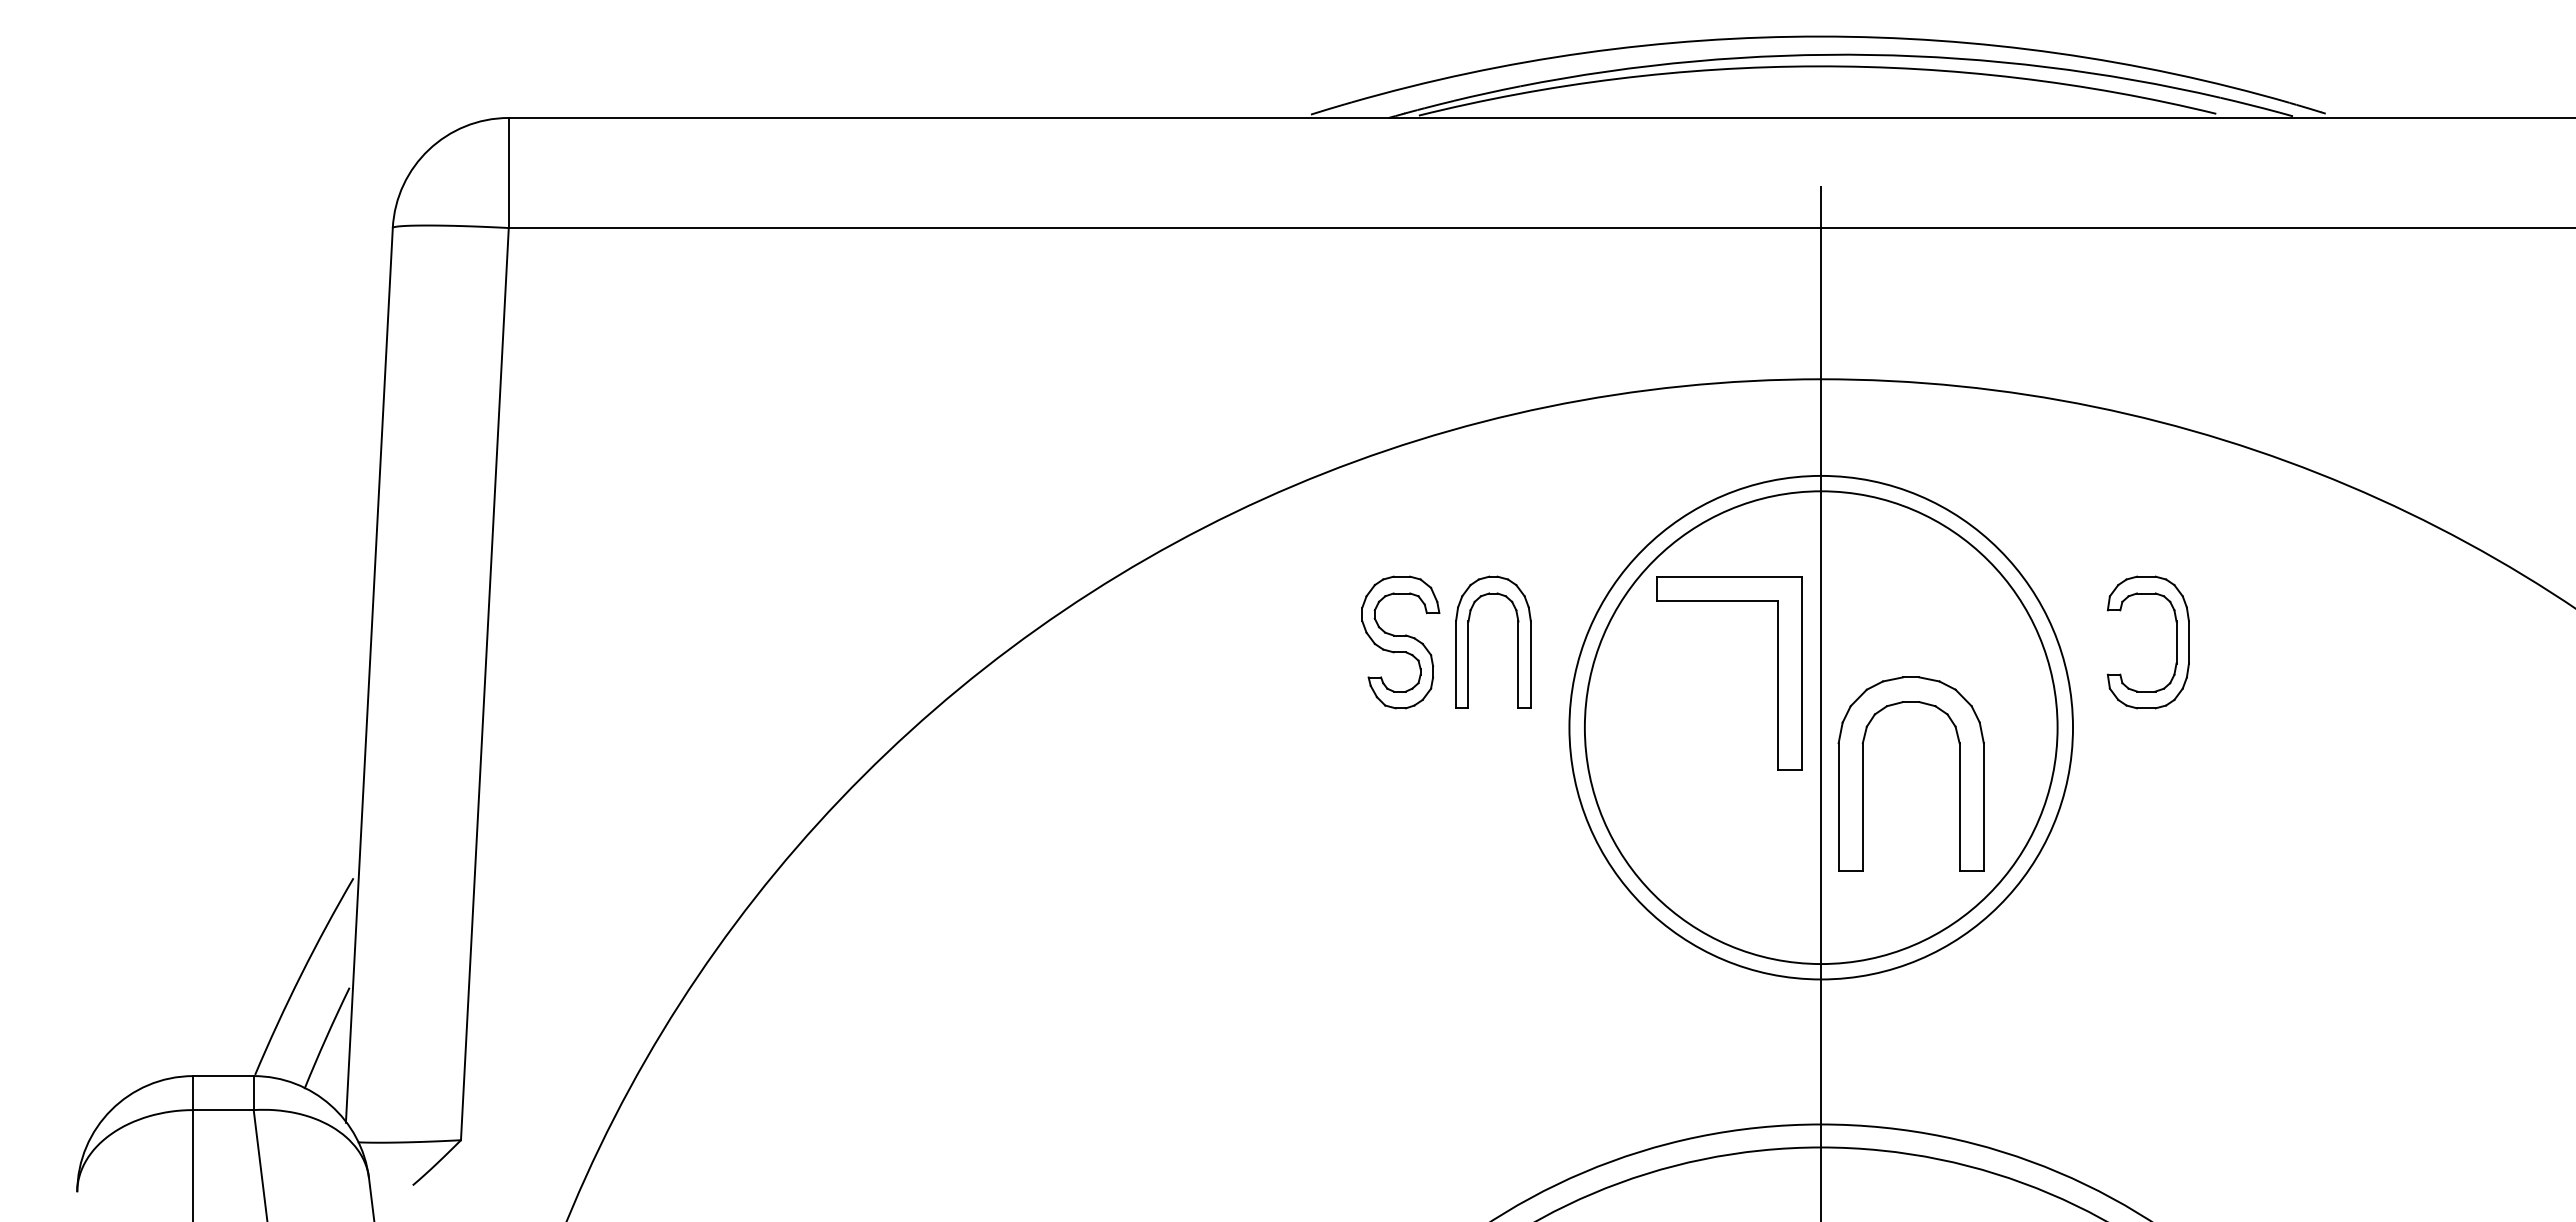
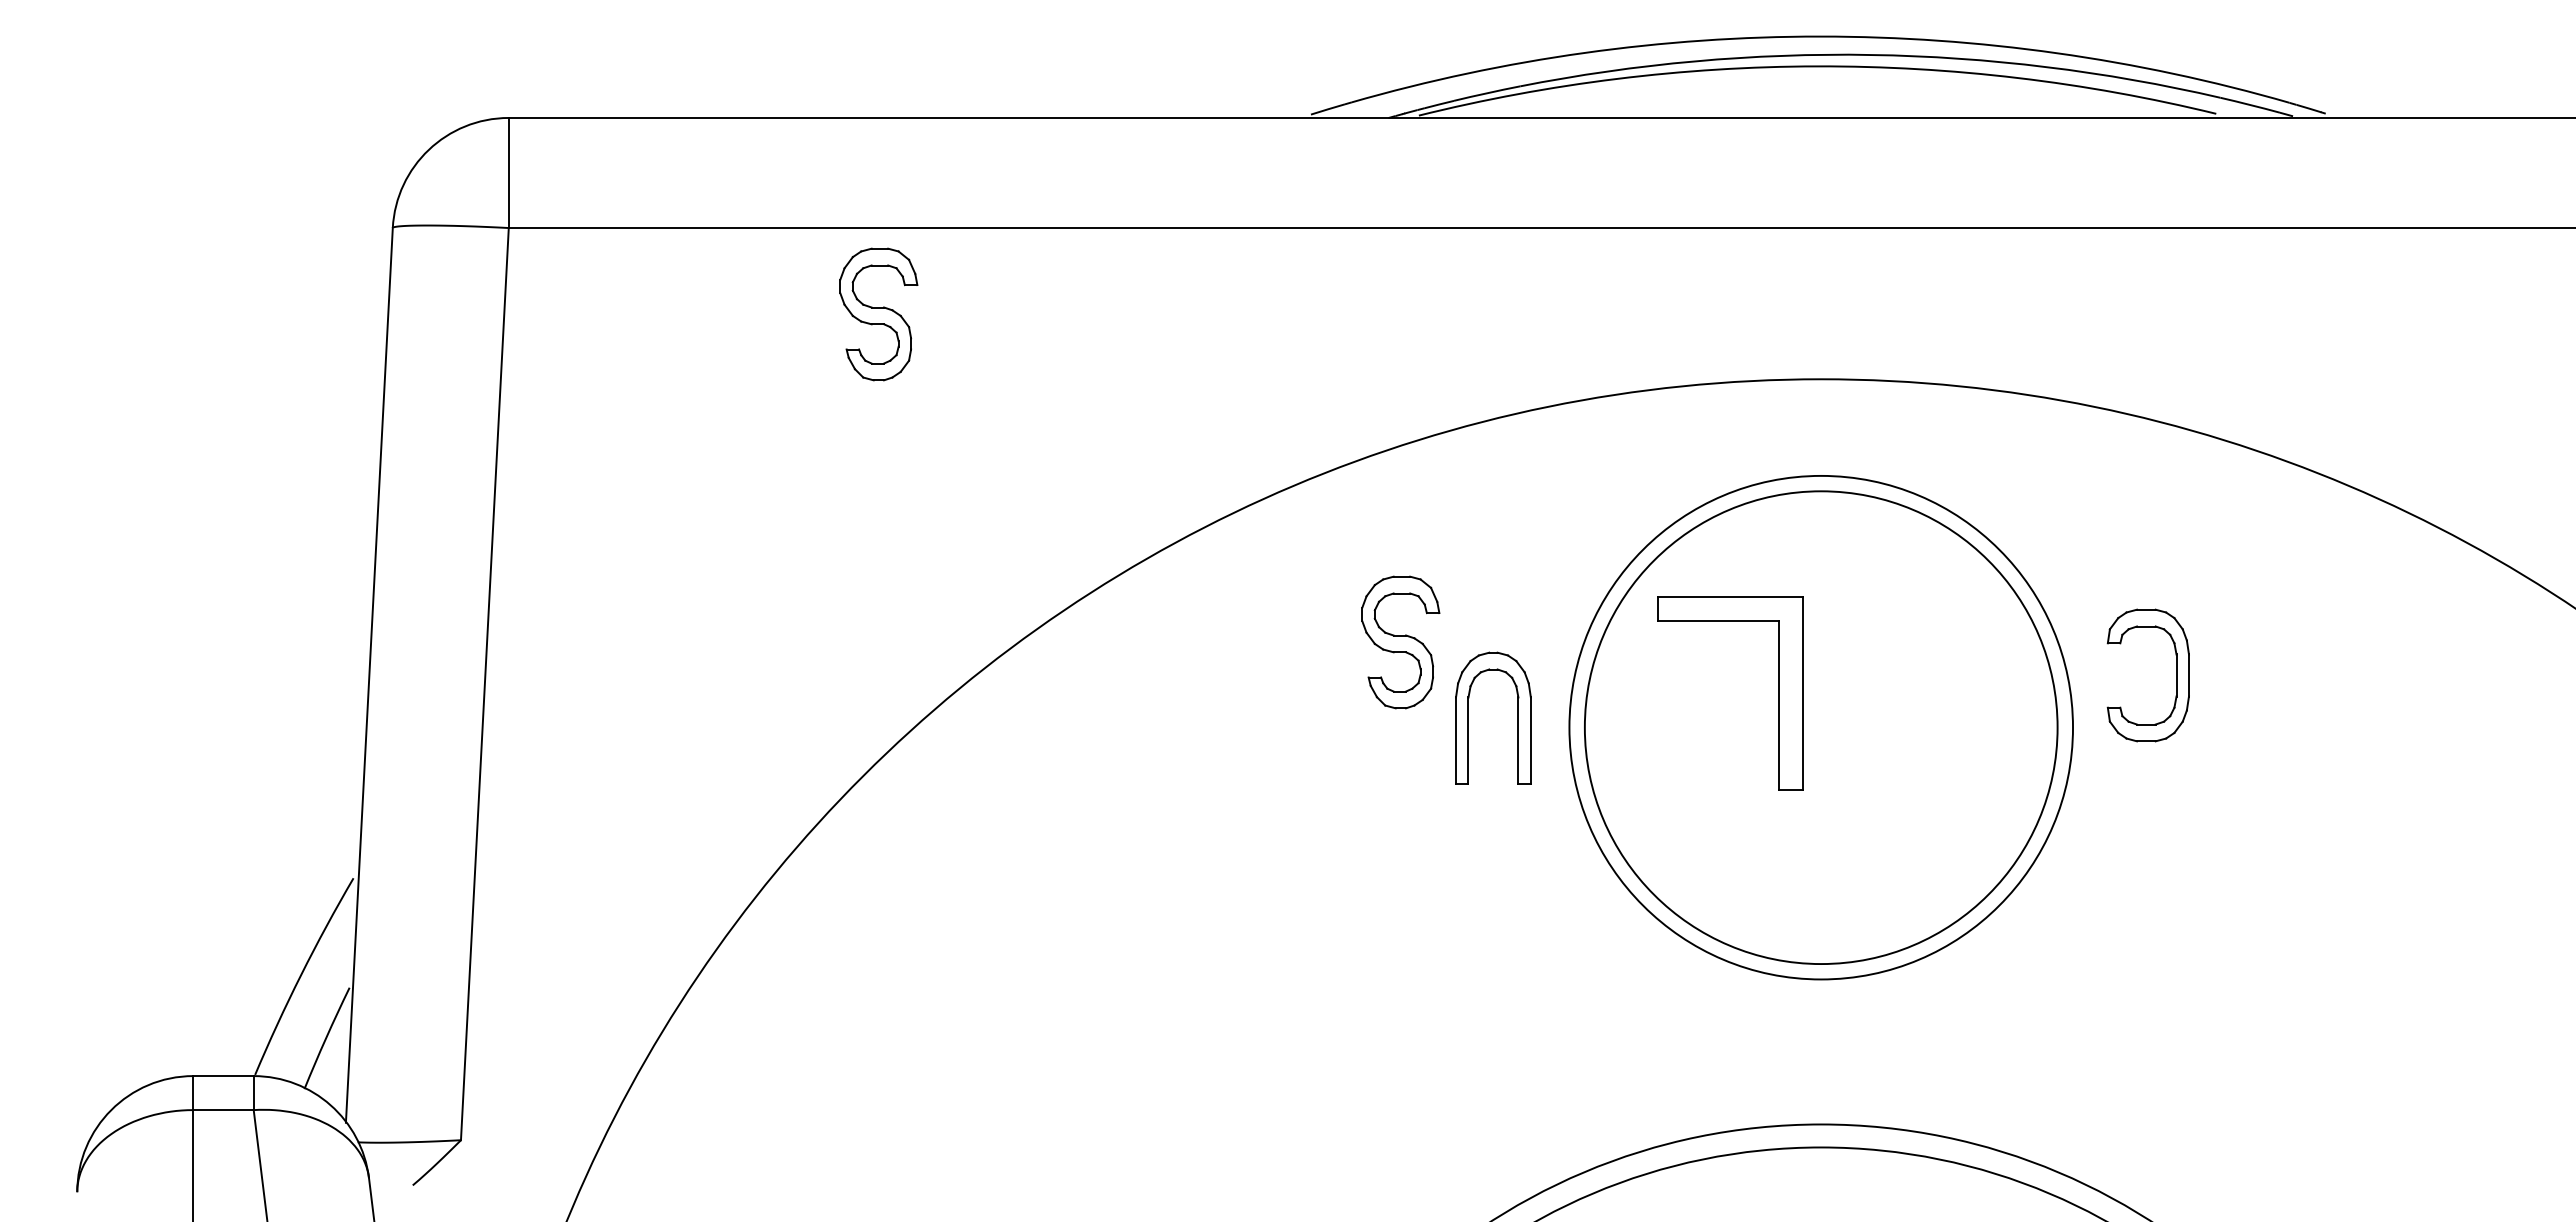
part: none -> present (878, 314)
part position: (1517, 641) -> (1517, 717) (1517, 717)
part position: (2176, 642) -> (2176, 675) (2176, 675)
part position: (1777, 673) -> (1778, 693) (1778, 693)
line: present -> none (1821, 701)
part: present -> none (1863, 773)
